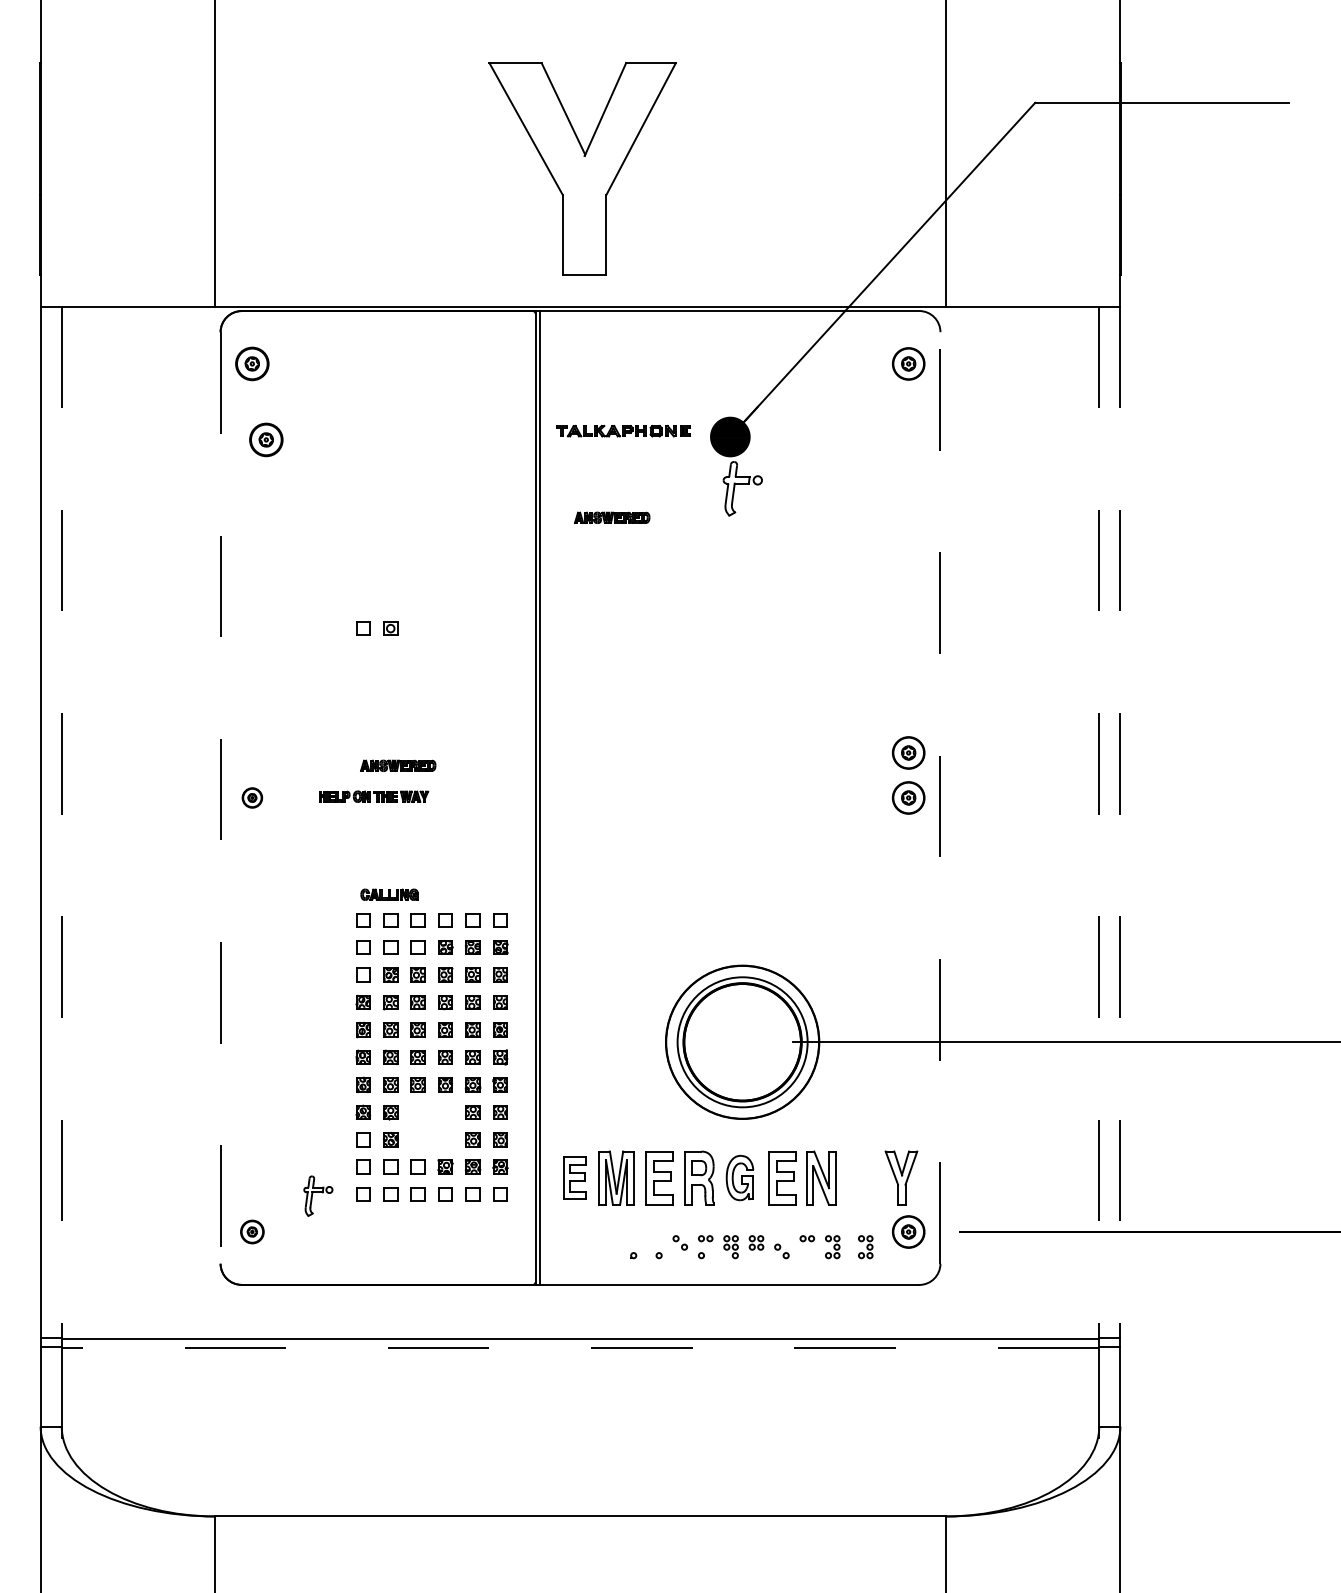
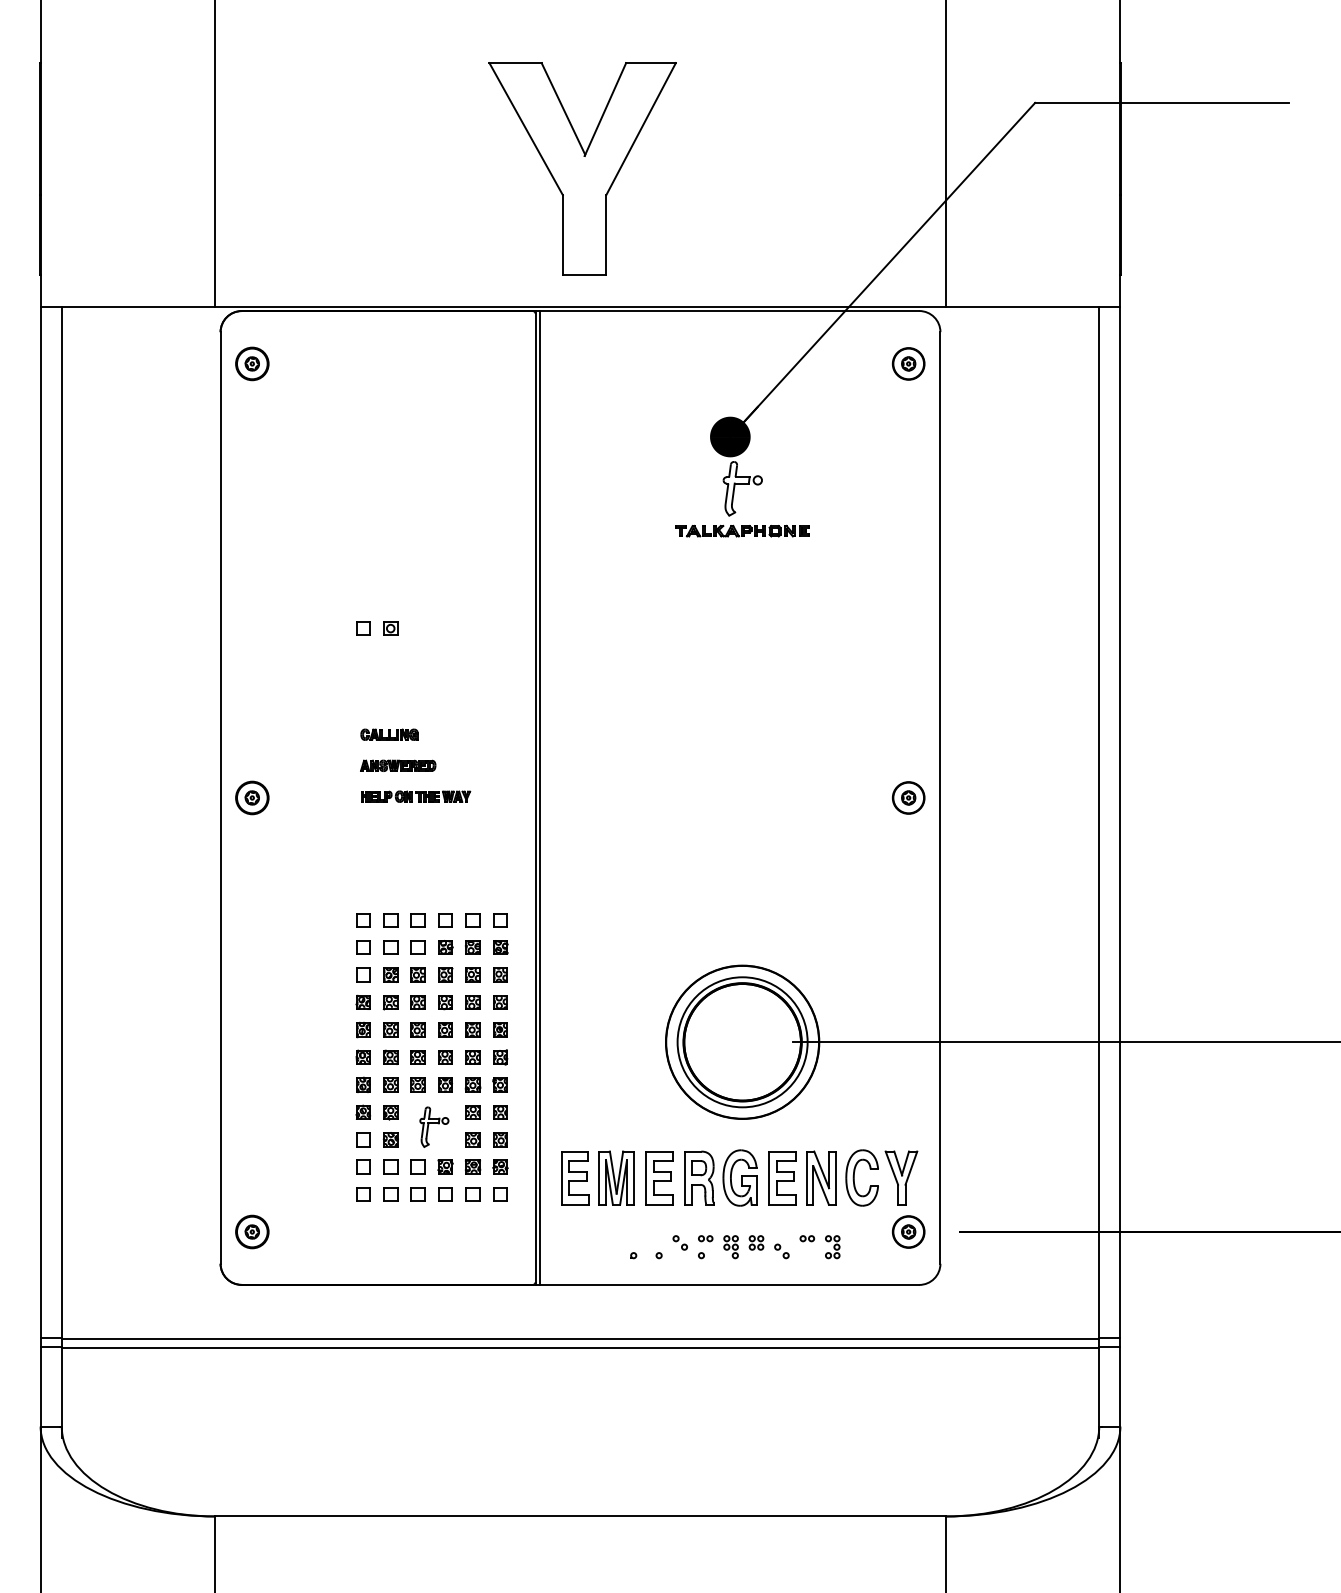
part position: (623, 430) -> (742, 530) (742, 530)
part: present -> none (266, 439)
part: present -> none (612, 517)
part: present -> none (908, 752)
part position: (374, 796) -> (416, 796) (416, 796)
line: dashed -> solid (220, 797)
part size: 23x22 px -> 35x36 px (252, 797)
line: dashed -> solid (940, 797)
line: dashed -> solid (61, 822)
line: dashed -> solid (1099, 822)
line: dashed -> solid (1120, 822)
part position: (389, 894) -> (389, 734) (389, 734)
part size: 24x44 px -> 29x55 px (575, 1178)
part size: 30x48 px -> 36x58 px (739, 1177)
part: none -> present (854, 1177)
part position: (318, 1195) -> (434, 1126) (434, 1126)
part size: 25x26 px -> 35x36 px (252, 1231)
part: present -> none (865, 1247)
line: dashed -> solid (580, 1348)
